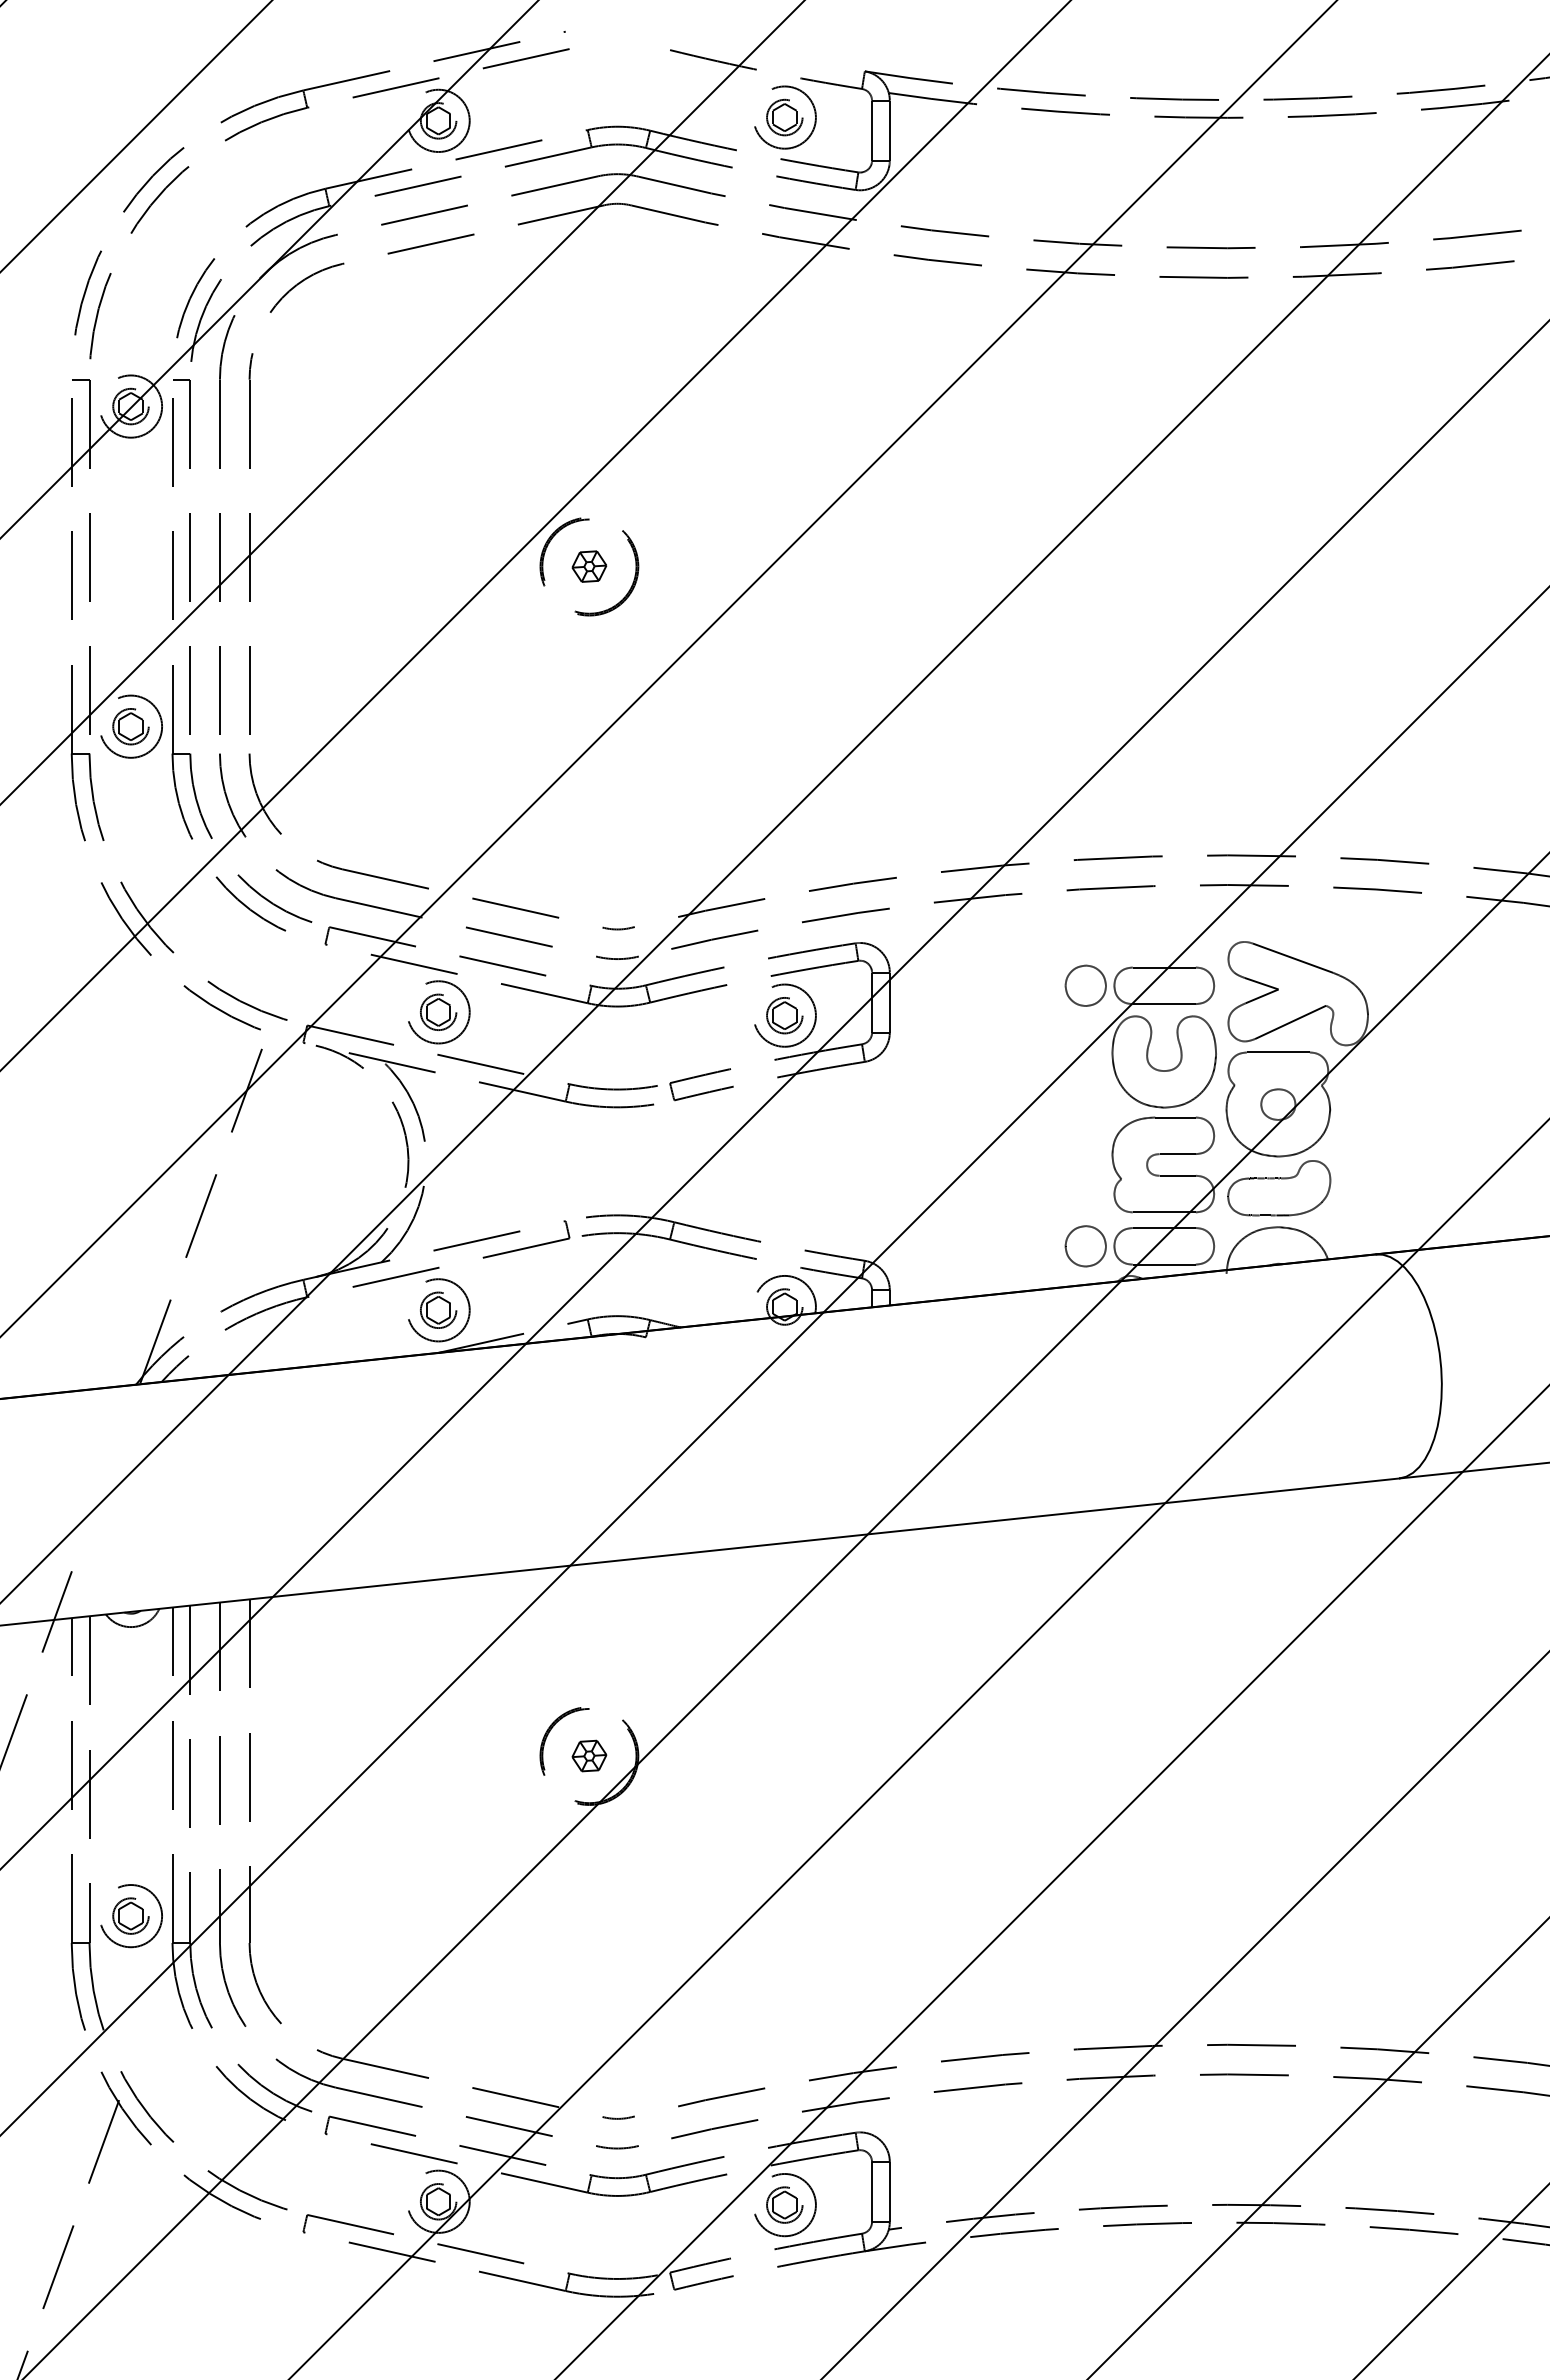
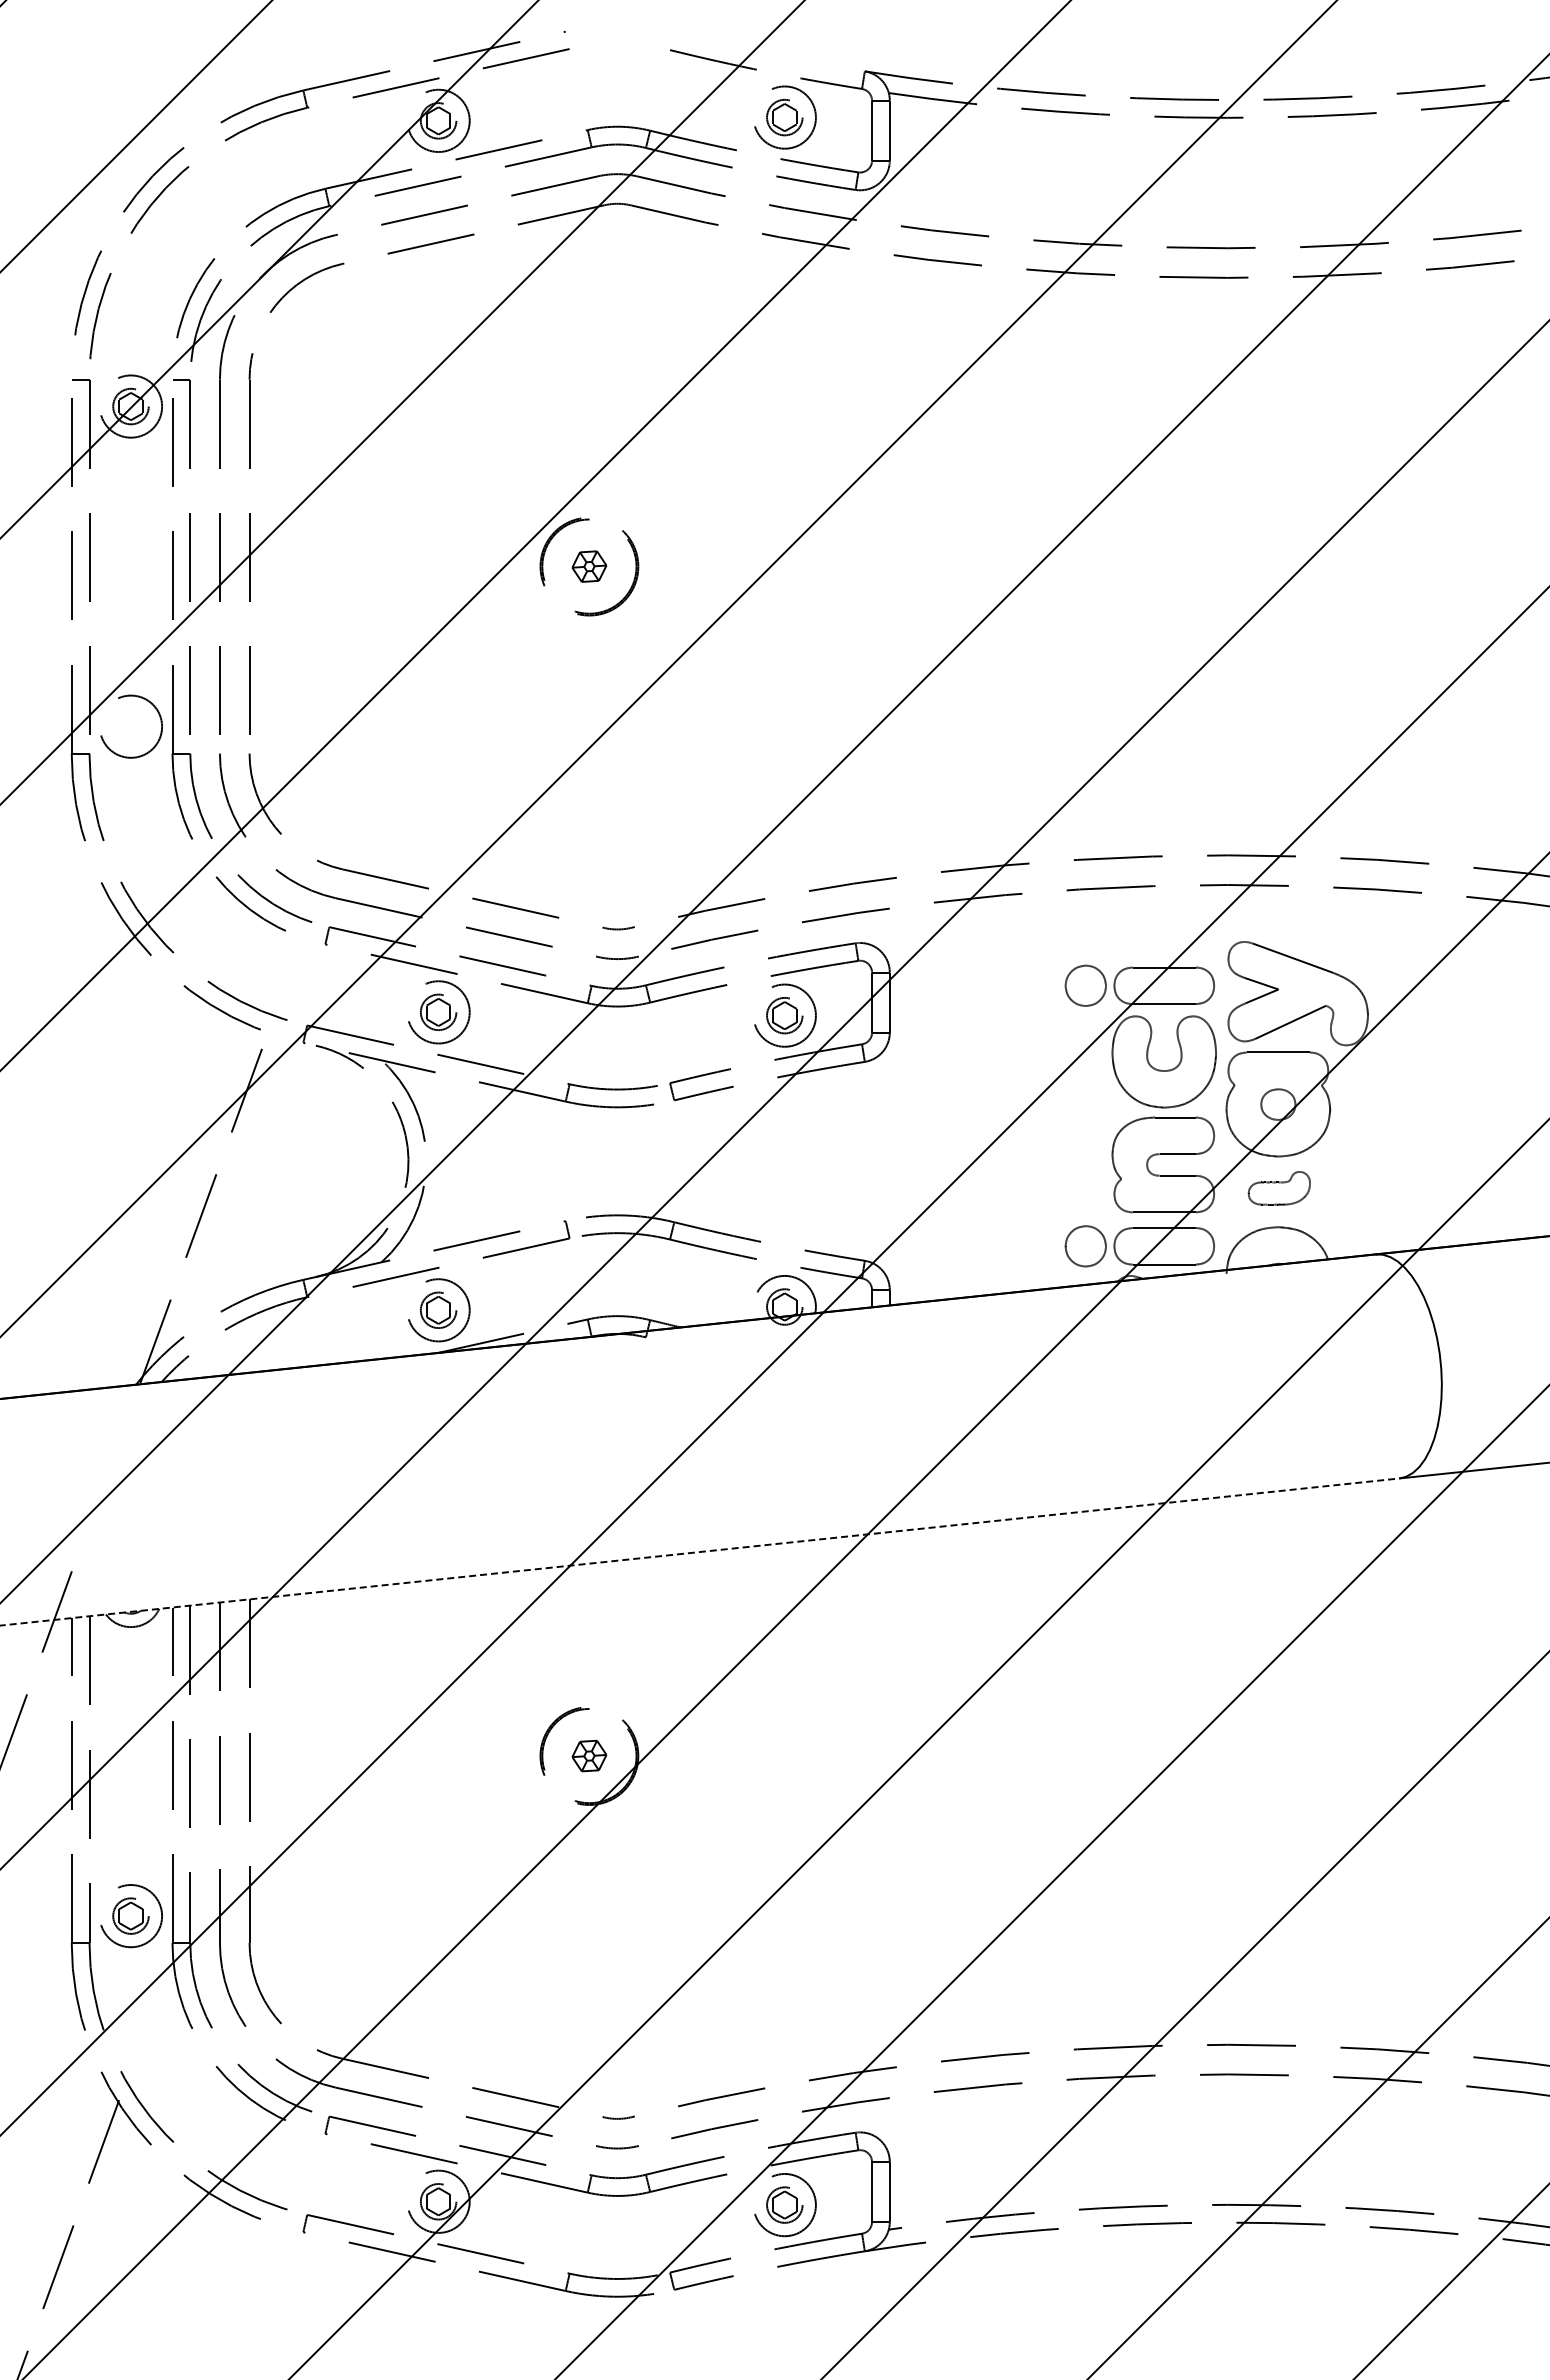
part: present -> none (130, 726)
part size: 105x57 px -> 64x35 px (1278, 1188)
line: solid -> dashed (700, 1552)
